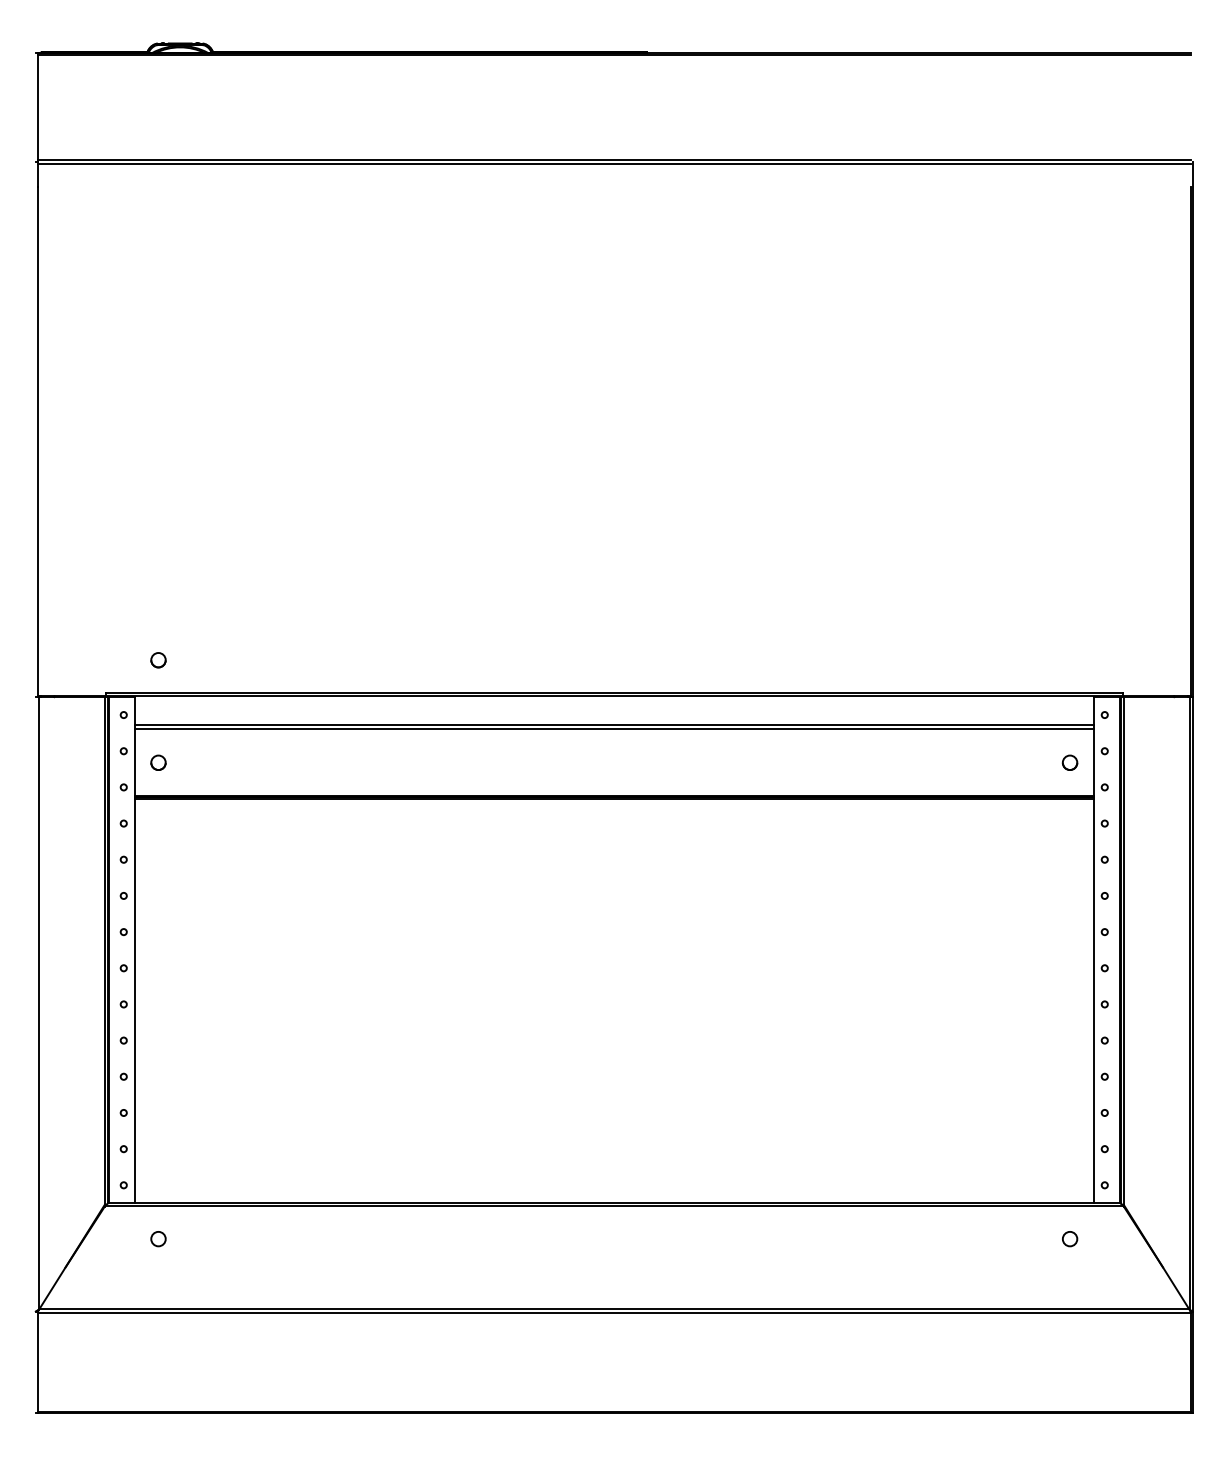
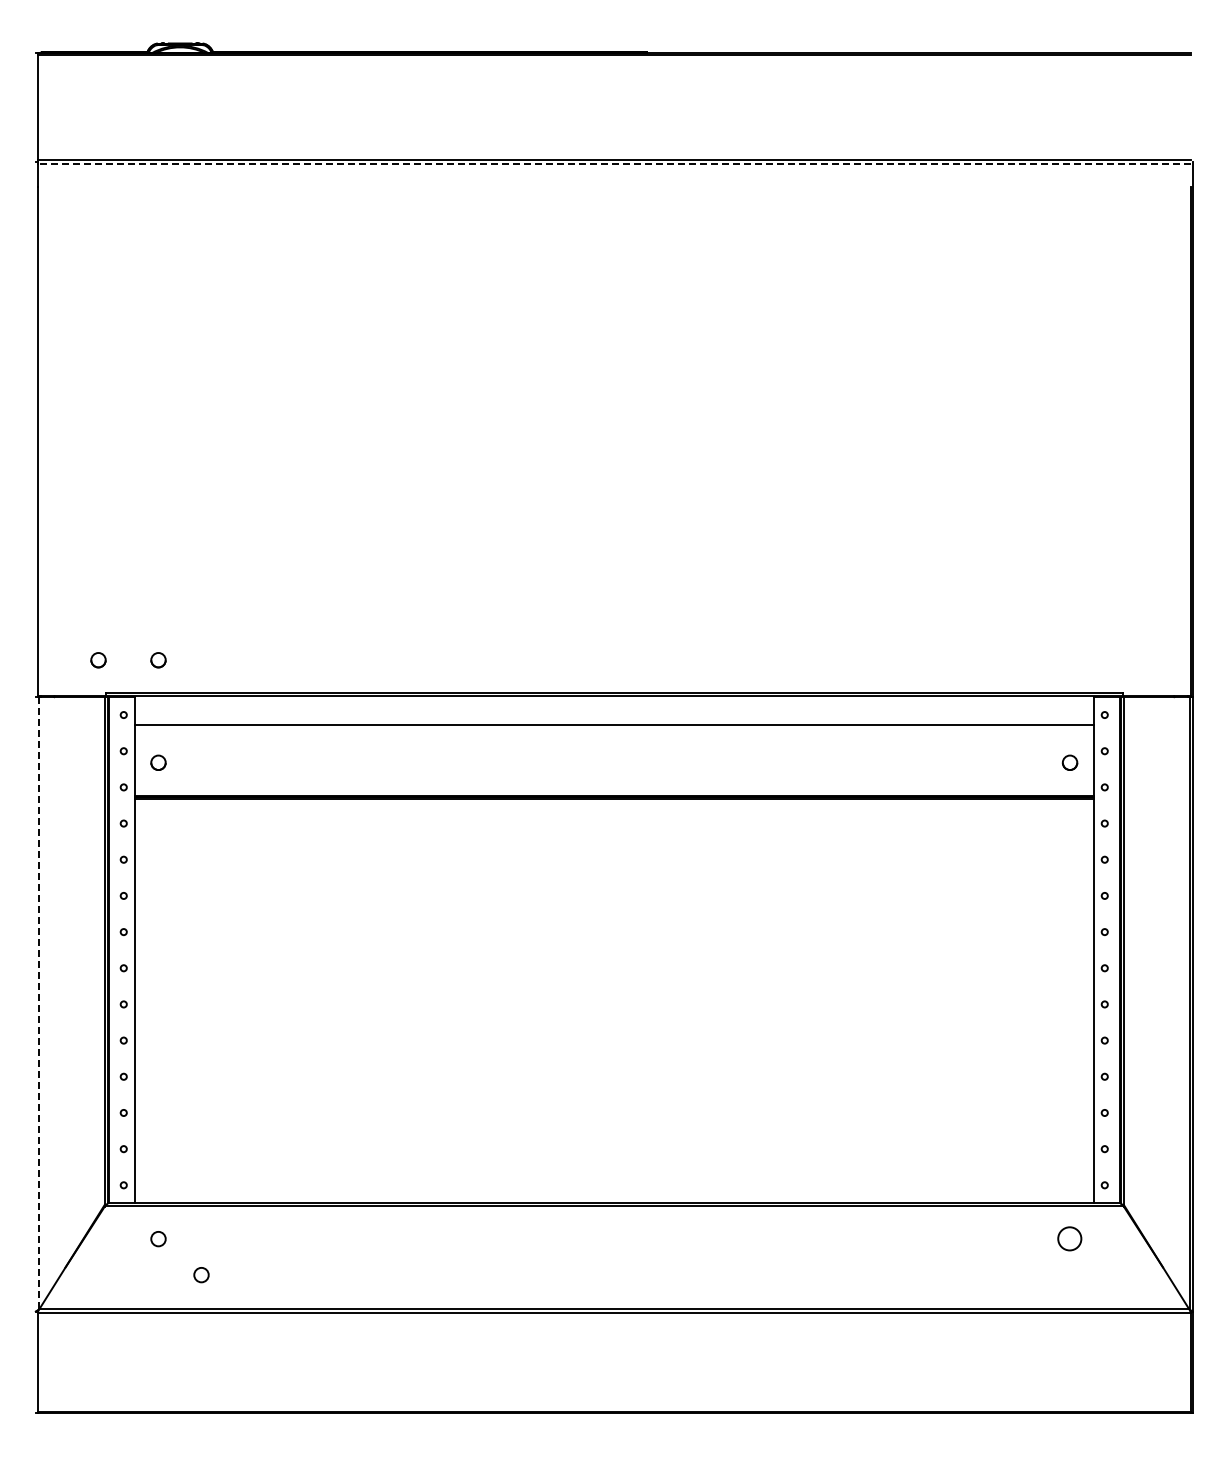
line: solid -> dashed (614, 164)
circle: none -> present (98, 660)
line: present -> none (613, 728)
line: solid -> dashed (38, 1003)
circle size: 17x17 px -> 26x26 px (1069, 1238)
circle: none -> present (201, 1275)
